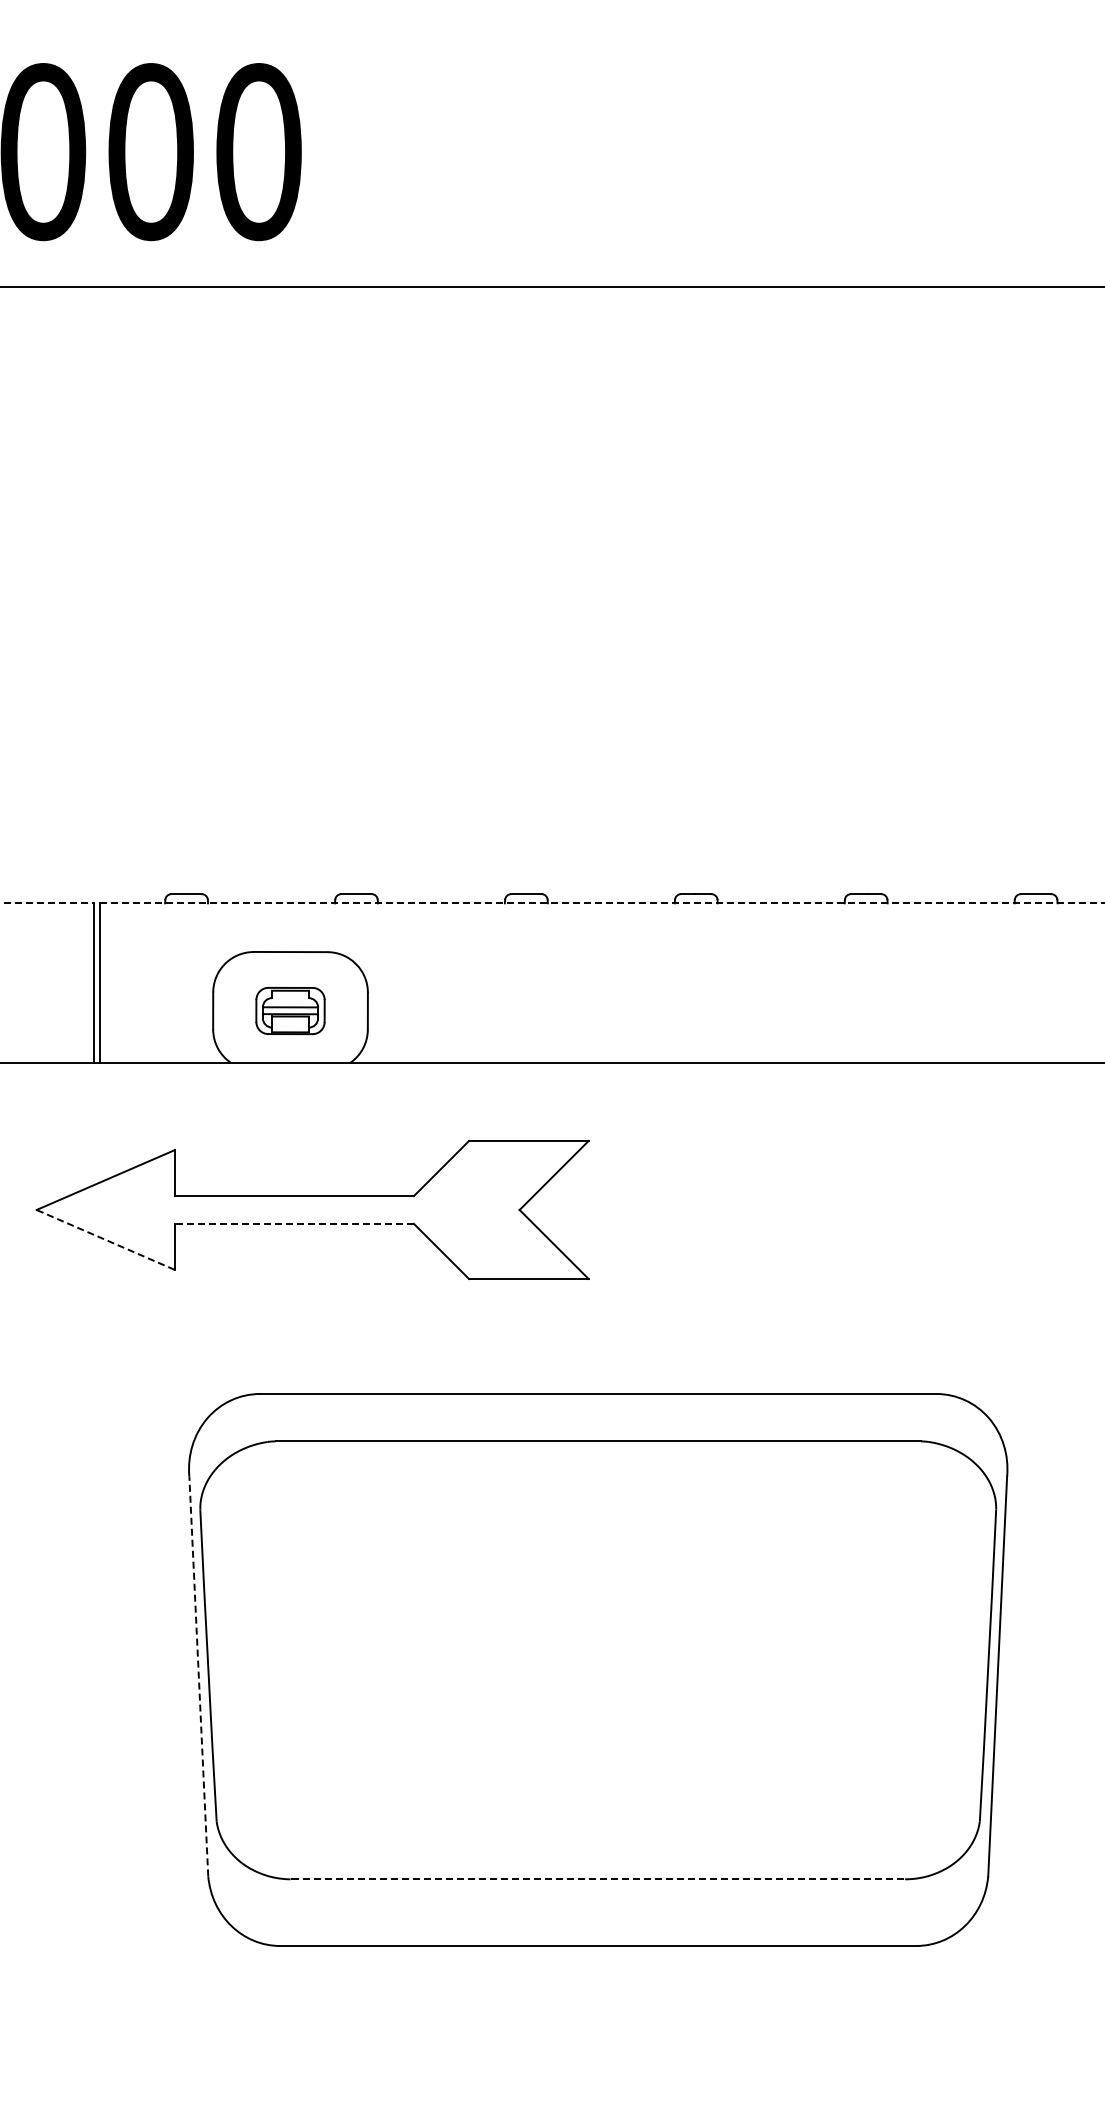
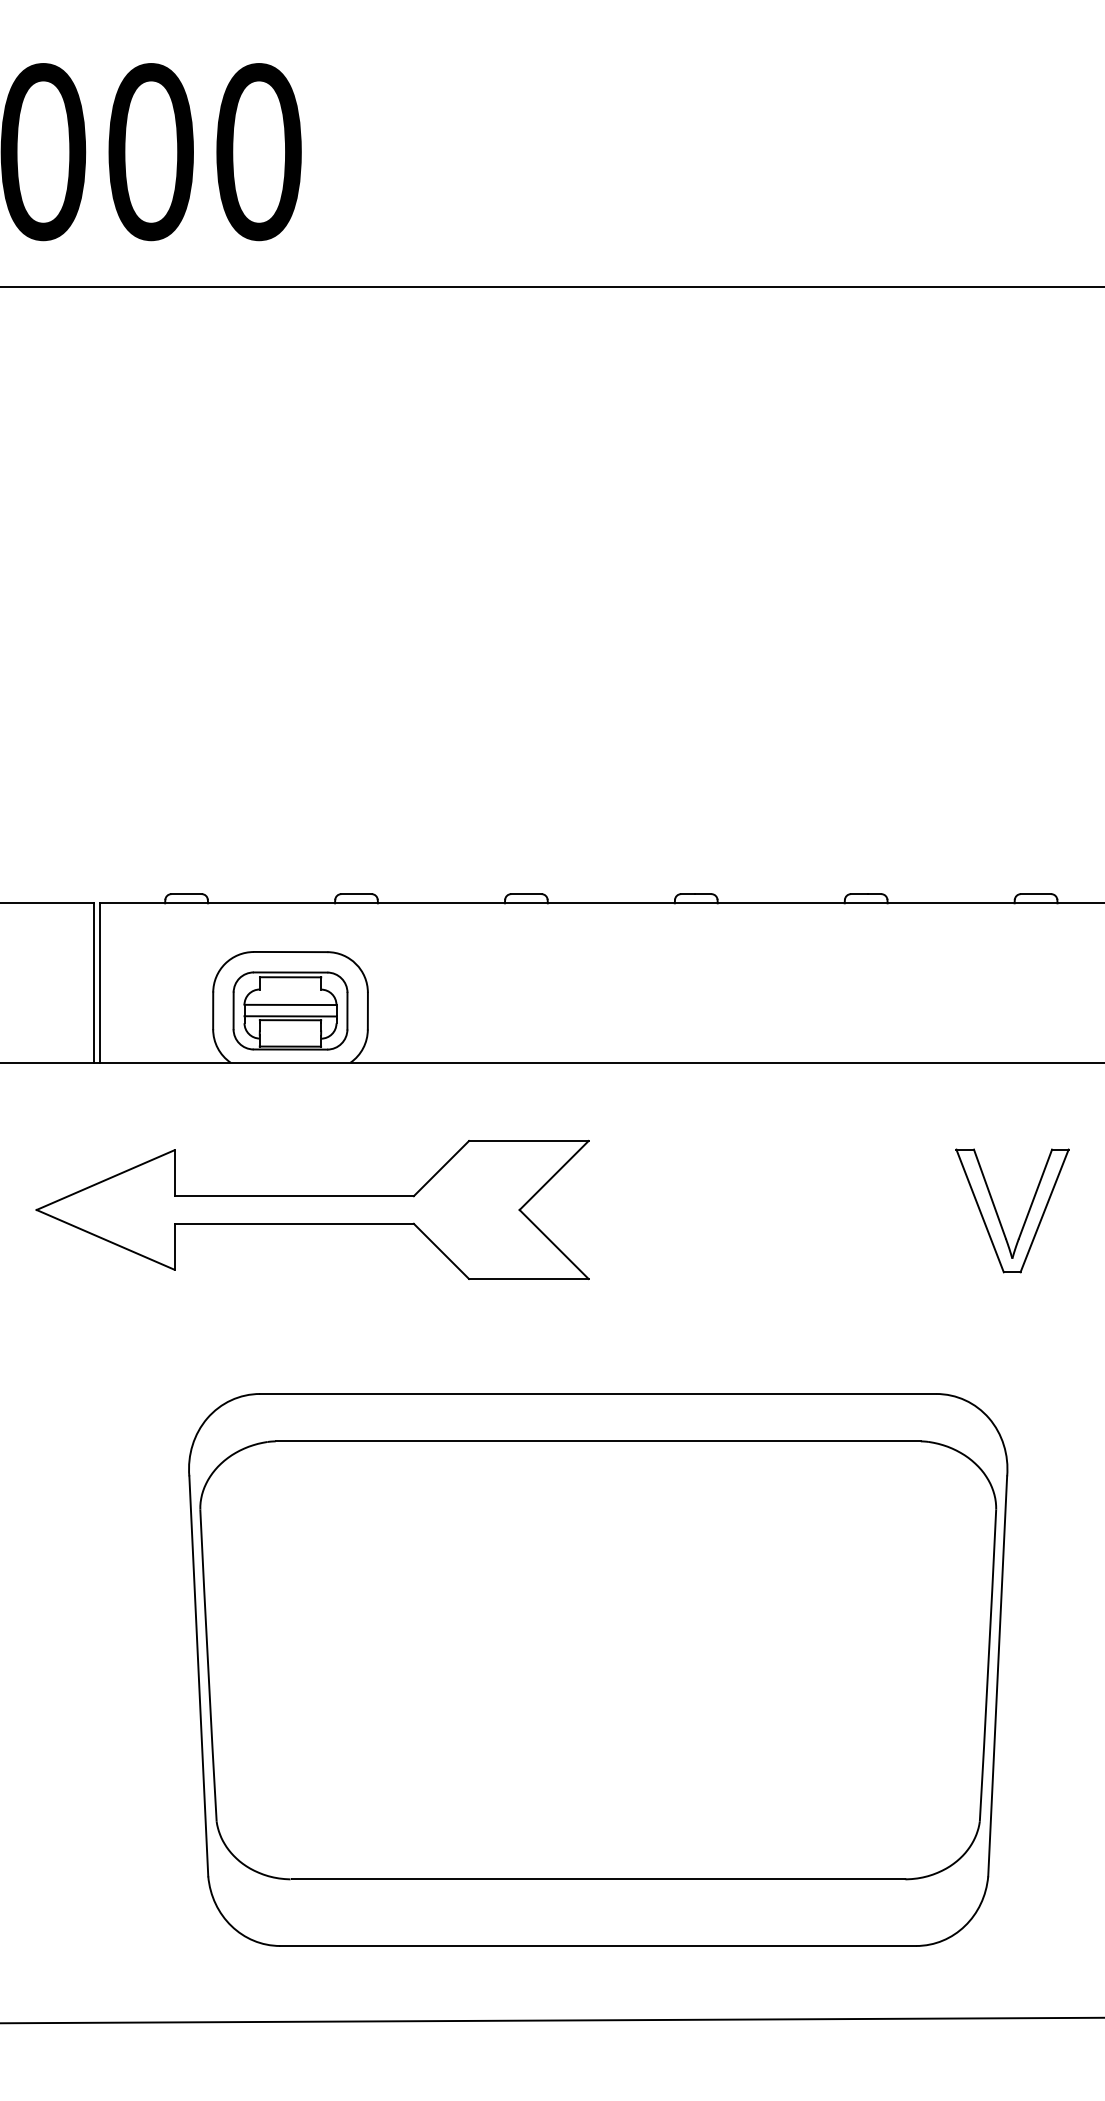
line: dashed -> solid (47, 903)
line: dashed -> solid (602, 903)
part size: 71x50 px -> 117x80 px (290, 1010)
part: none -> present (998, 1214)
line: dashed -> solid (294, 1223)
line: dashed -> solid (105, 1239)
line: dashed -> solid (198, 1675)
line: dashed -> solid (598, 1879)
line: none -> present (551, 2020)
